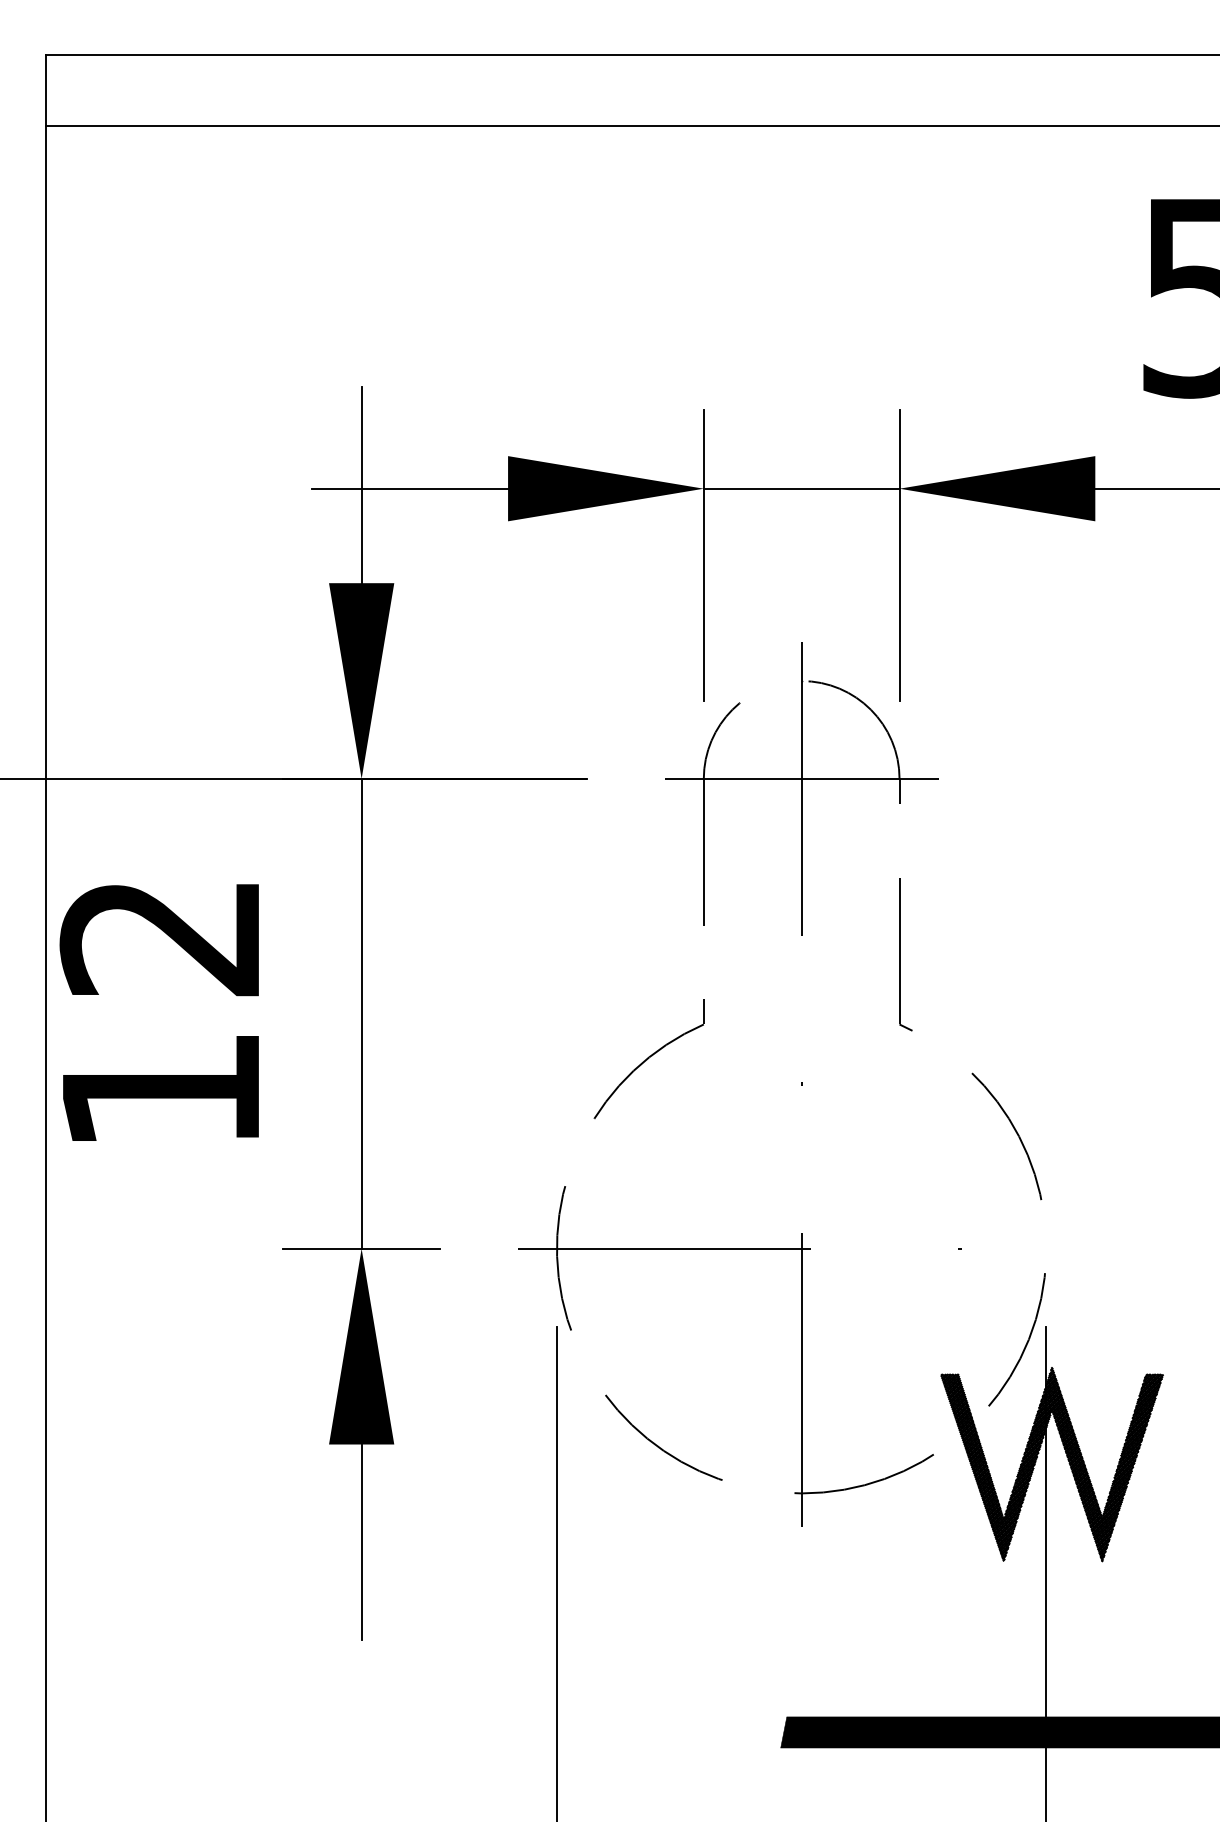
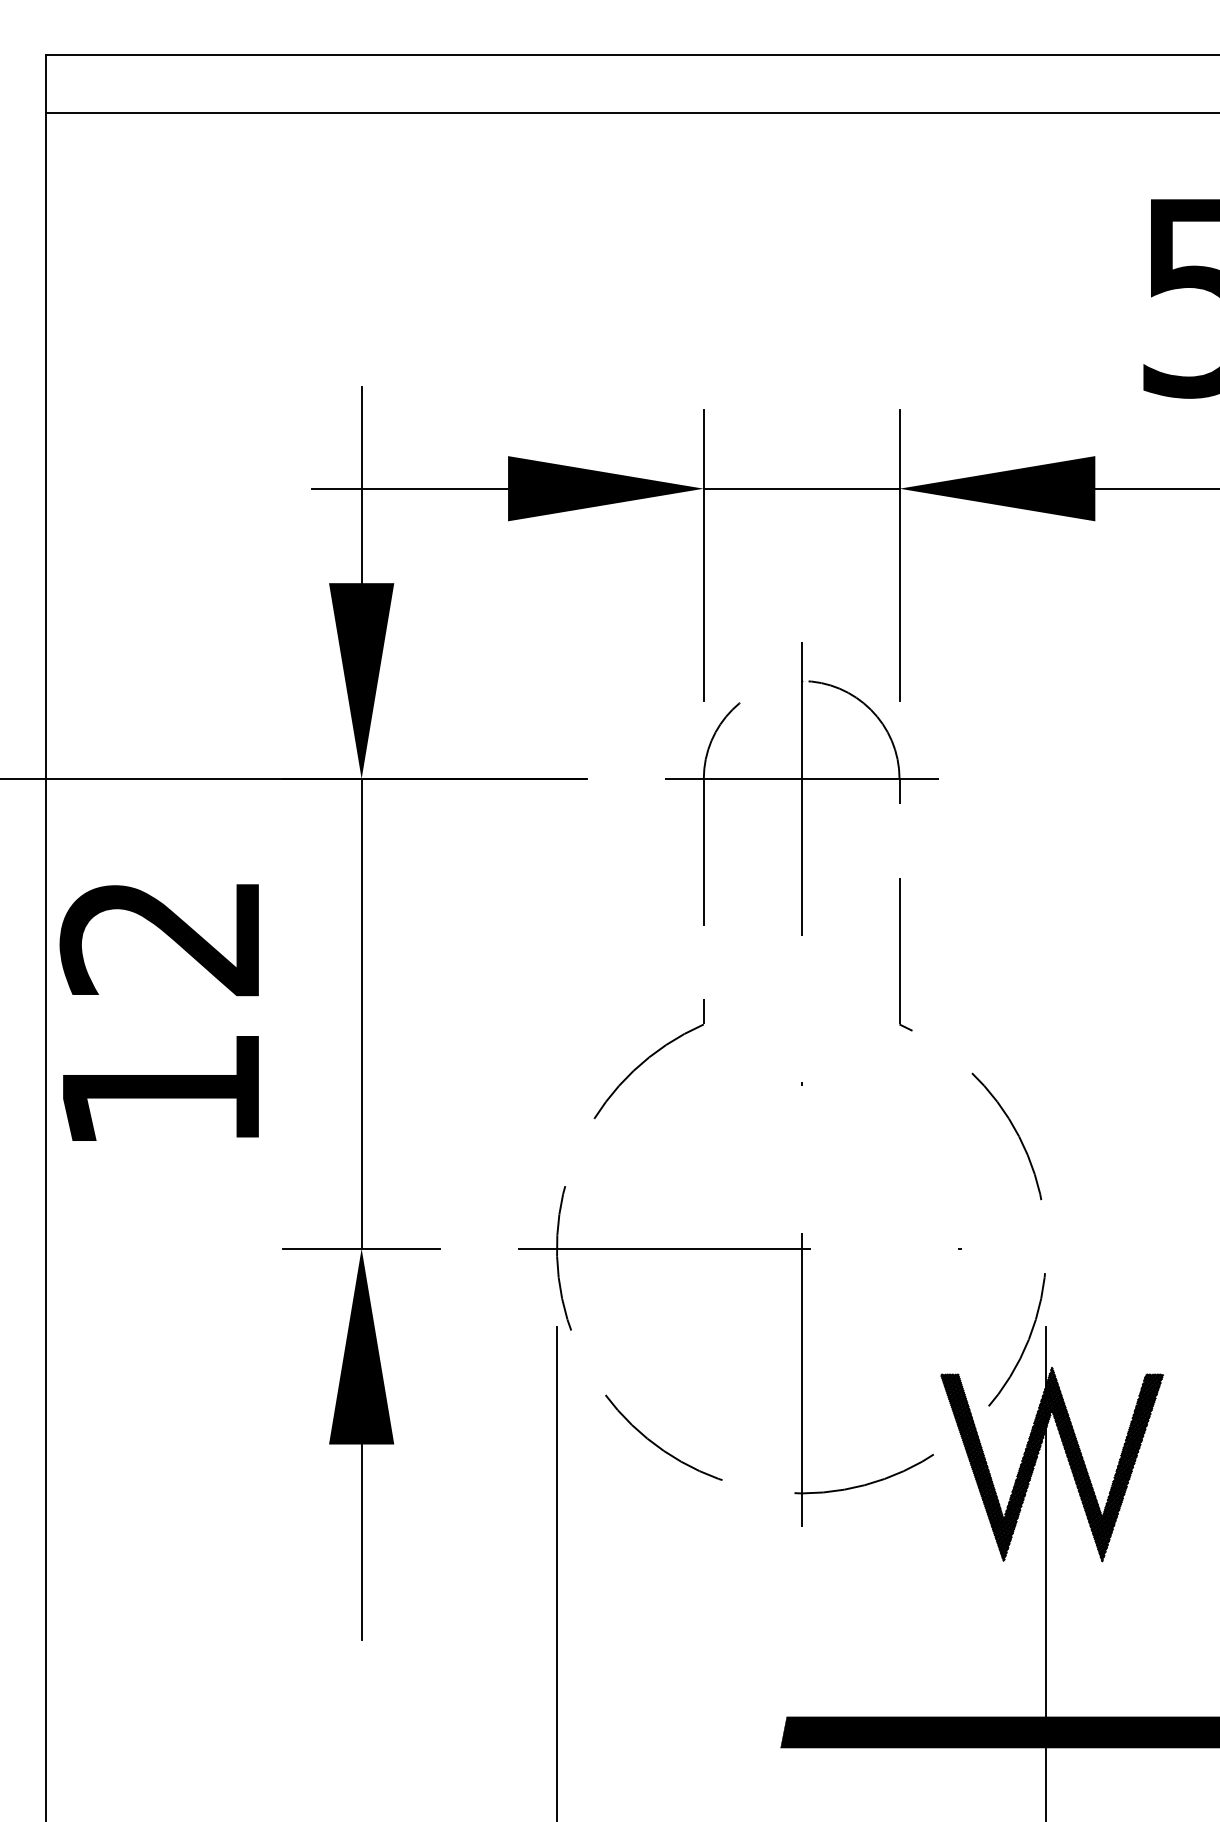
line position: (631, 126) -> (631, 113) (631, 113)
